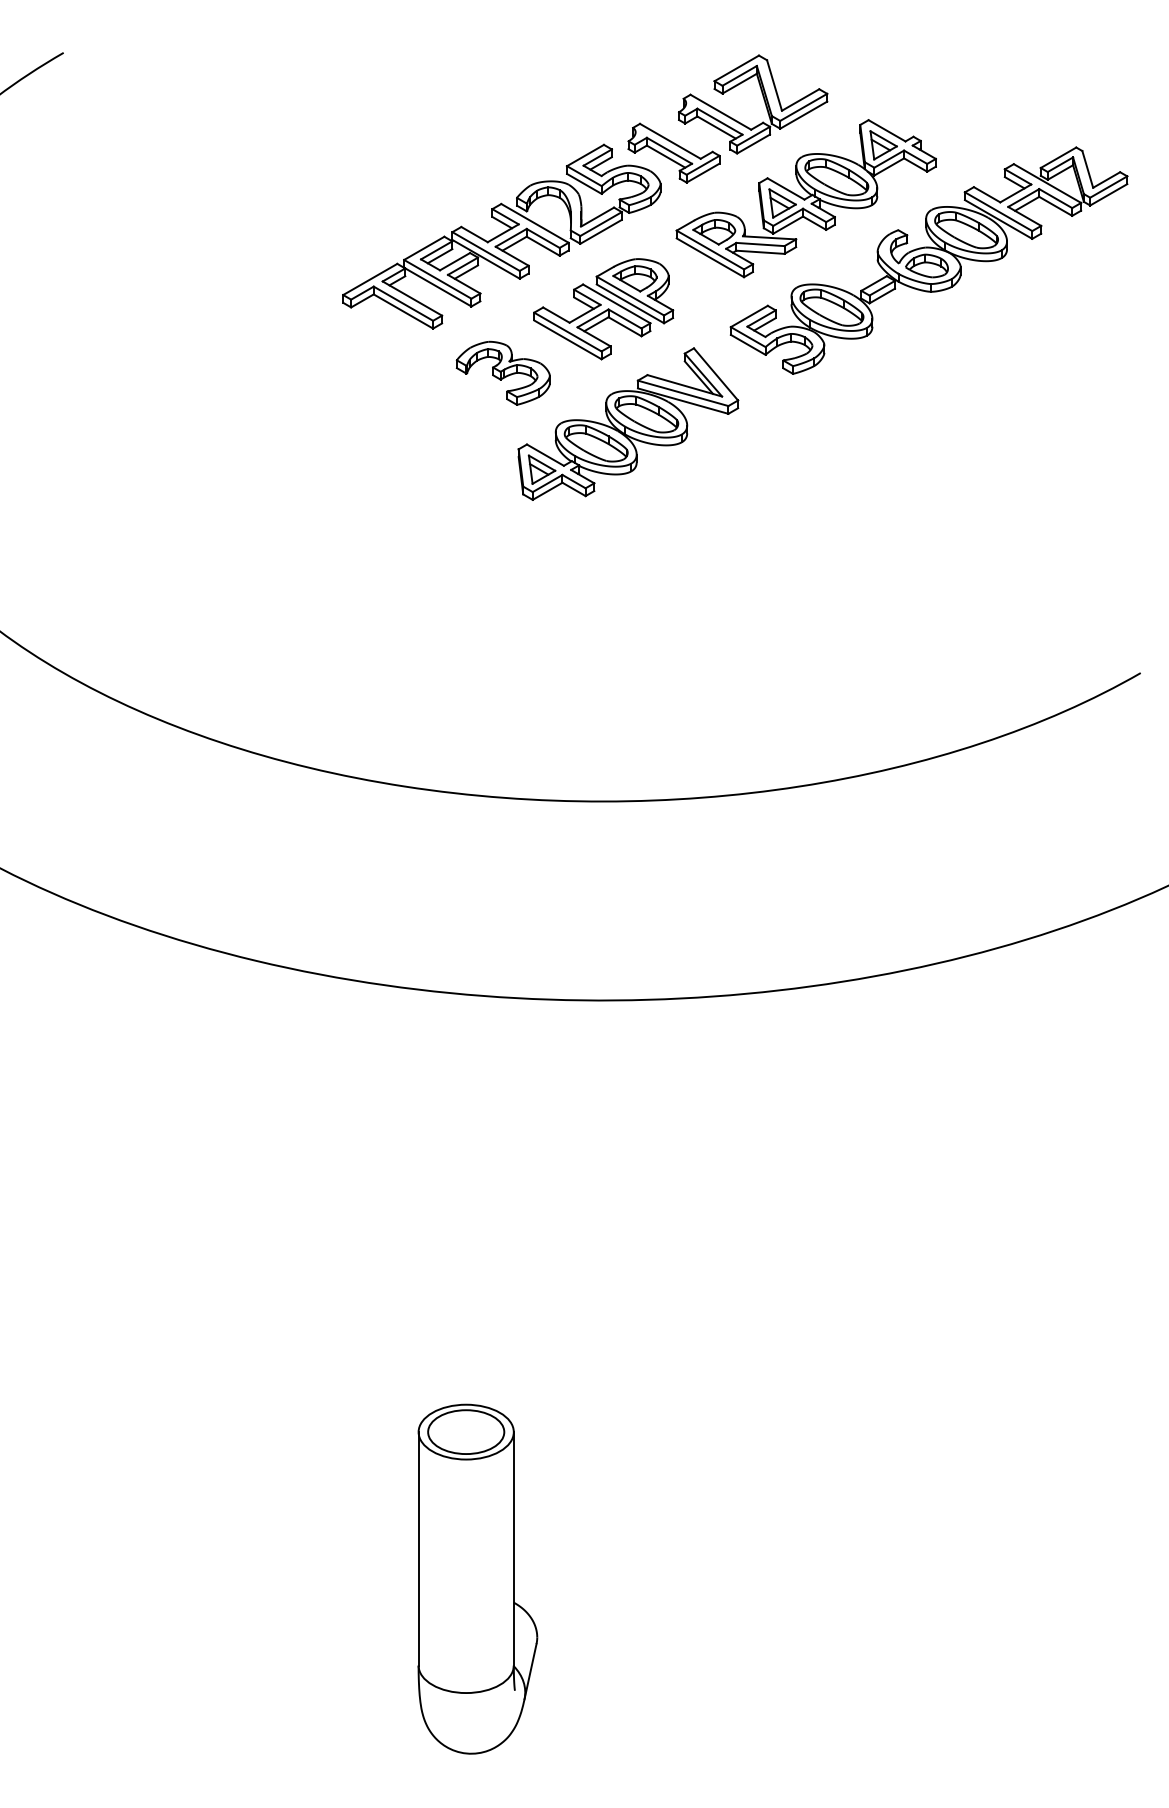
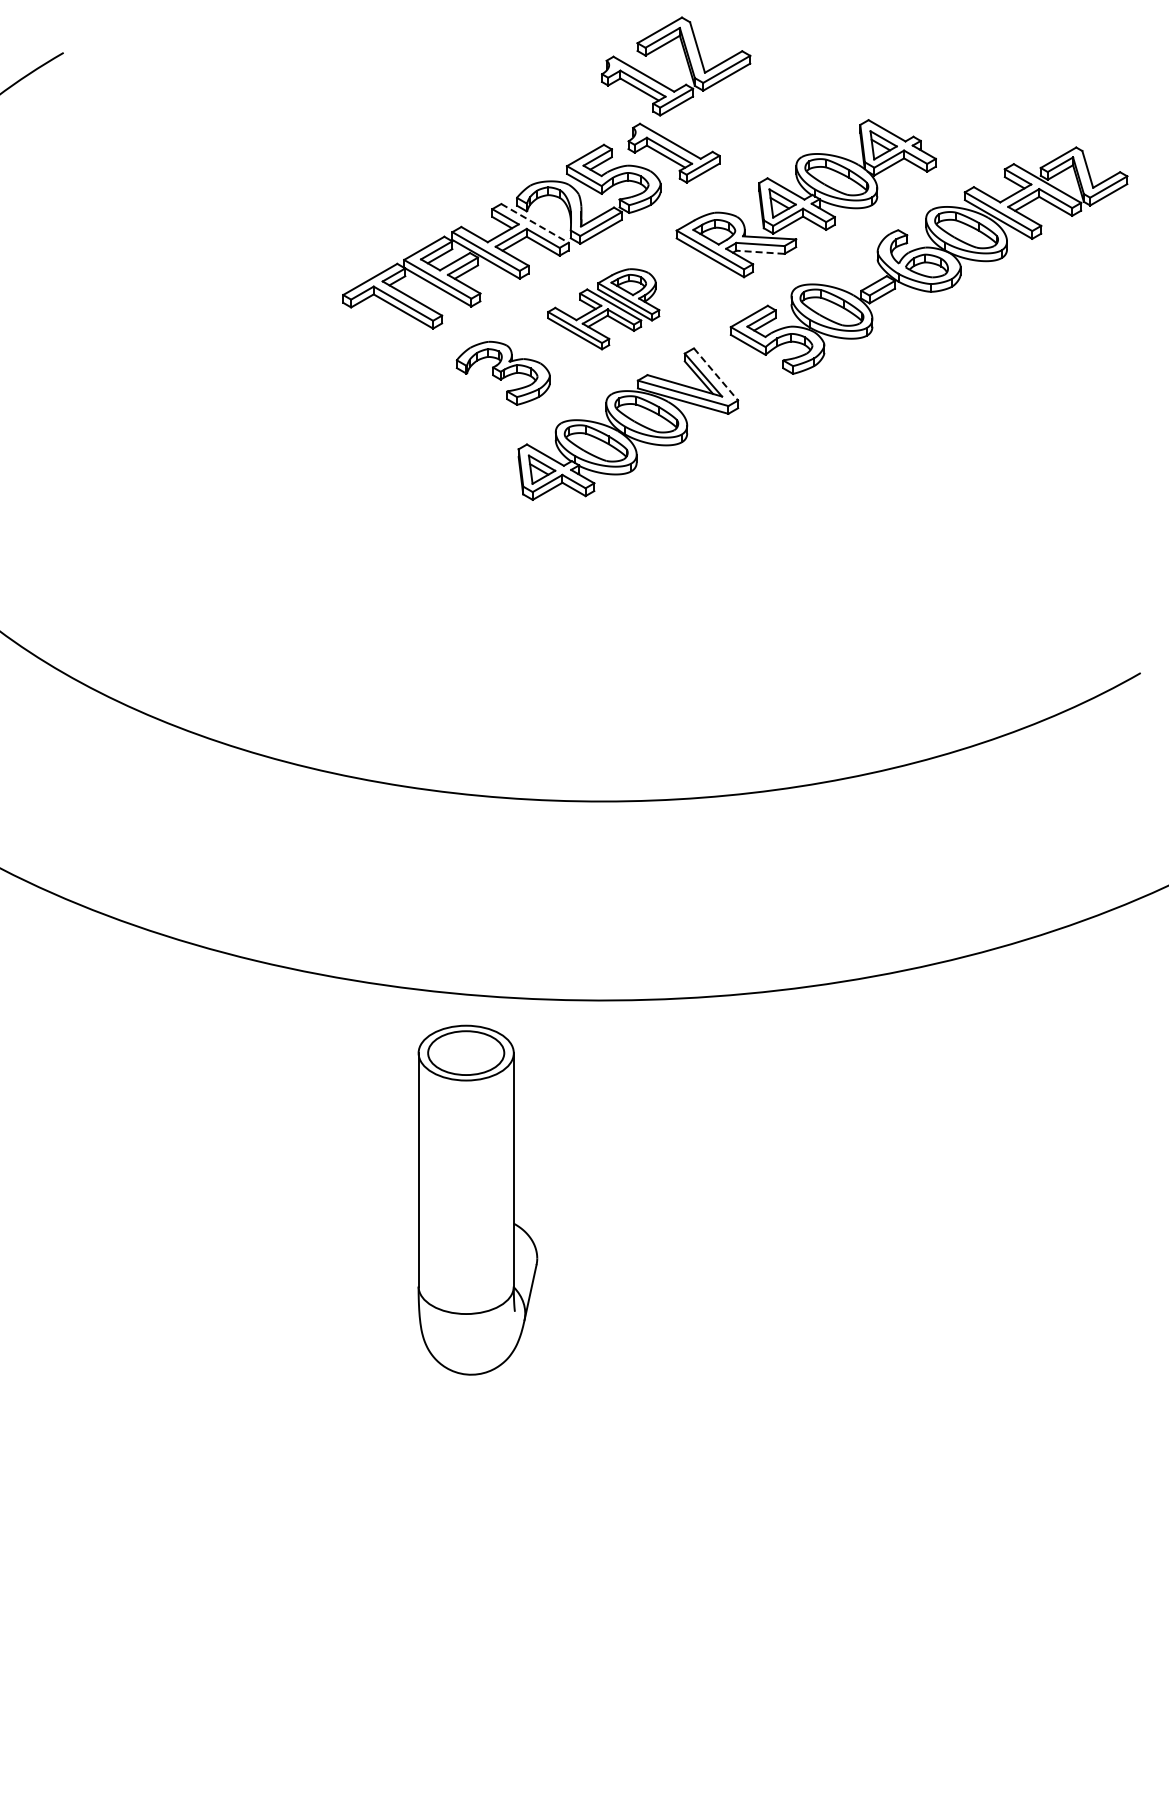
part position: (763, 100) -> (686, 62) (686, 62)
line: solid -> dashed (534, 223)
line: solid -> dashed (760, 252)
part size: 142x103 px -> 114x83 px (603, 309)
line: solid -> dashed (716, 374)
part position: (477, 1578) -> (477, 1199) (477, 1199)
